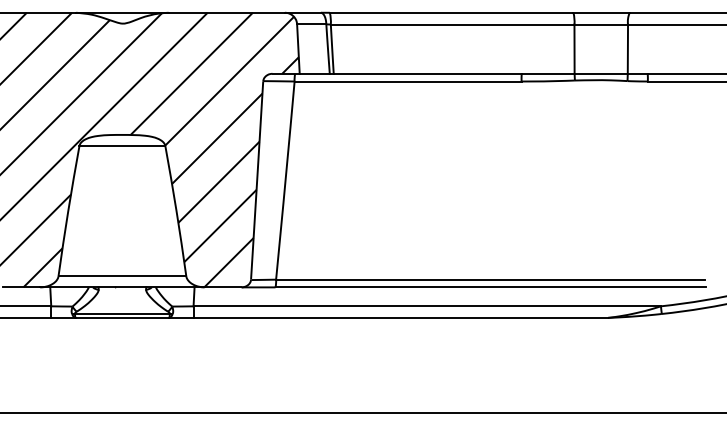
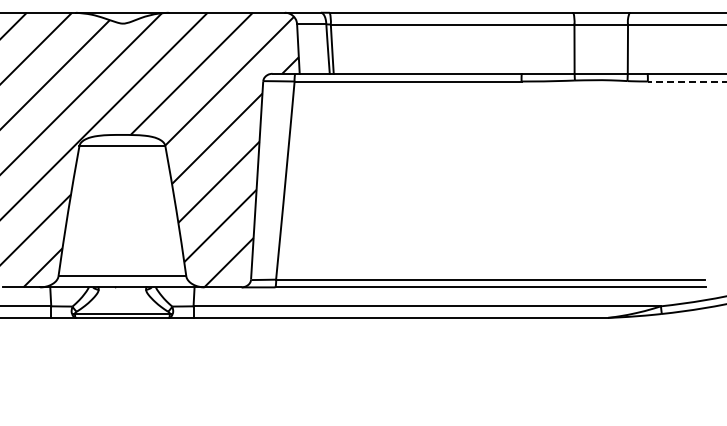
line: solid -> dashed (686, 81)
line: present -> none (362, 413)
